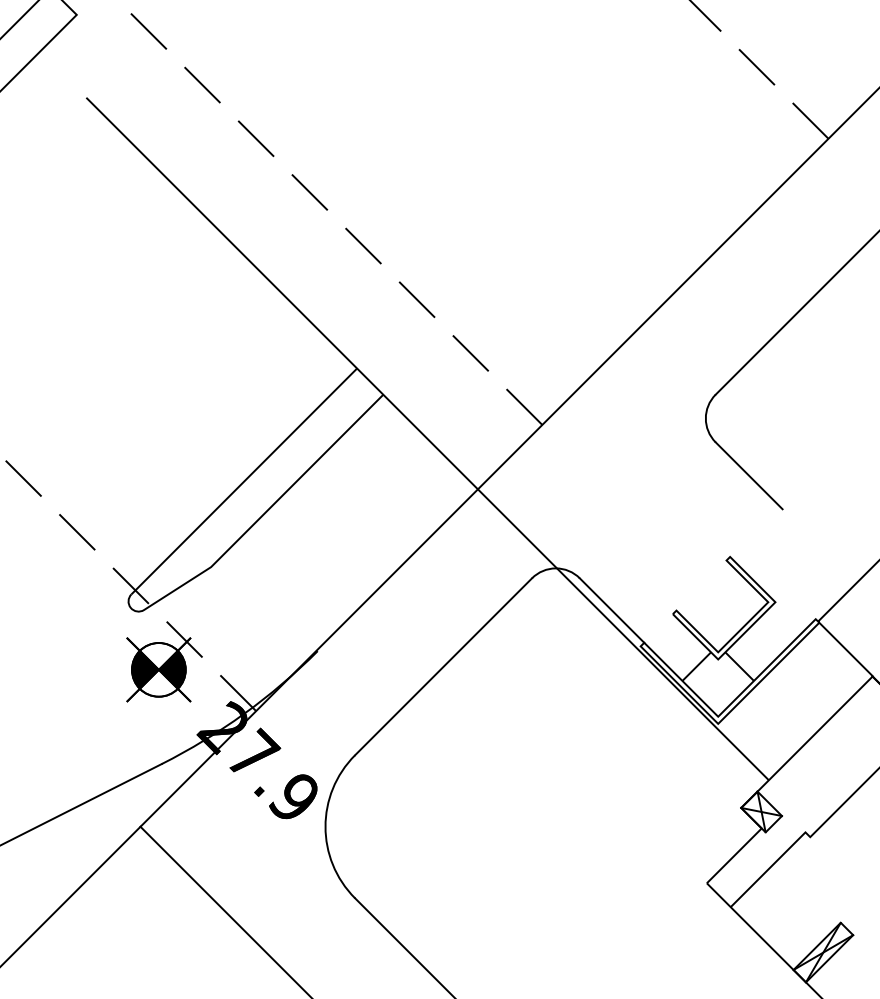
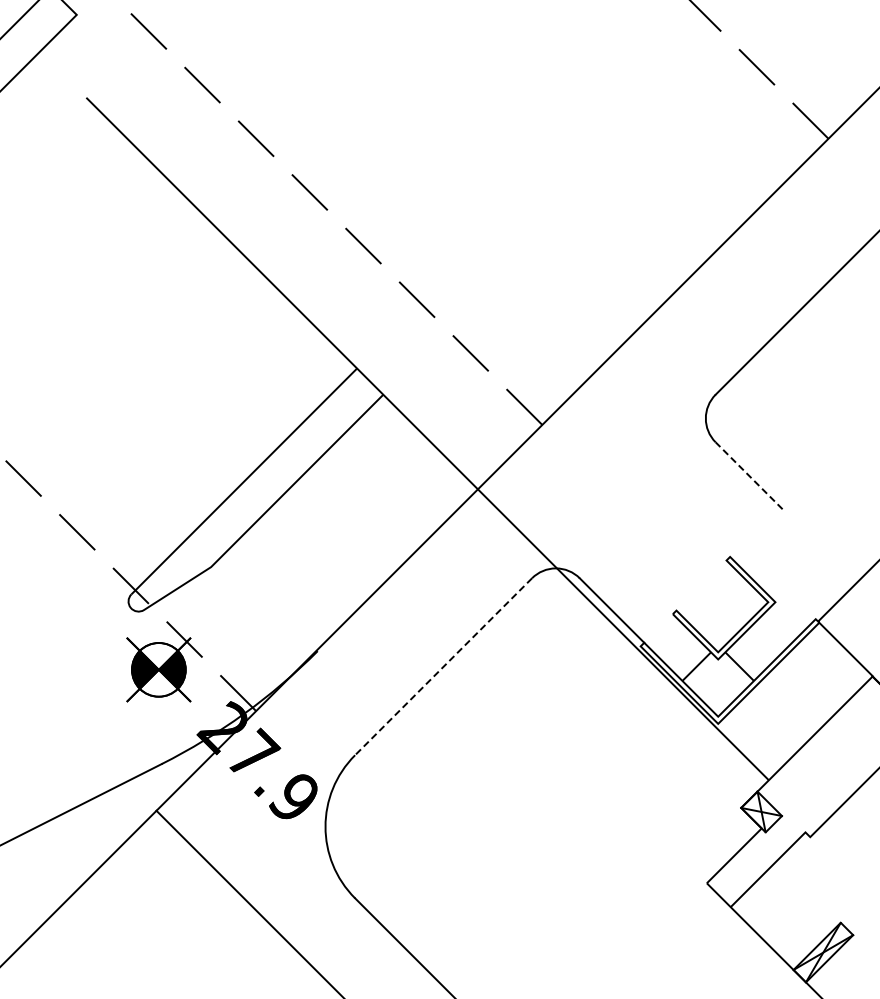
line: solid -> dashed (748, 475)
line: solid -> dashed (443, 667)
line position: (224, 910) -> (248, 902) (248, 902)
